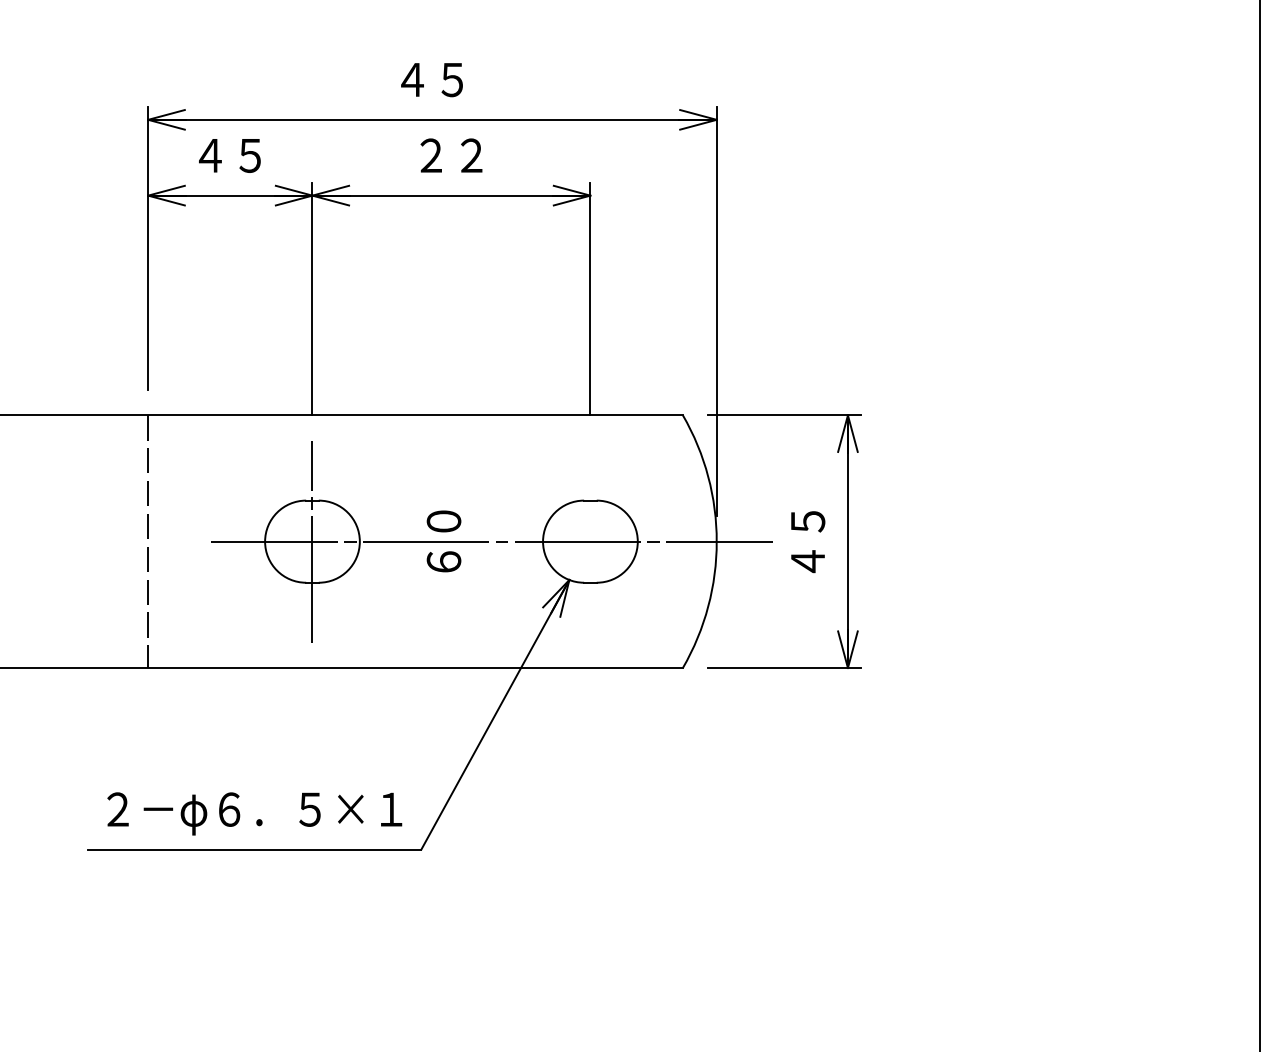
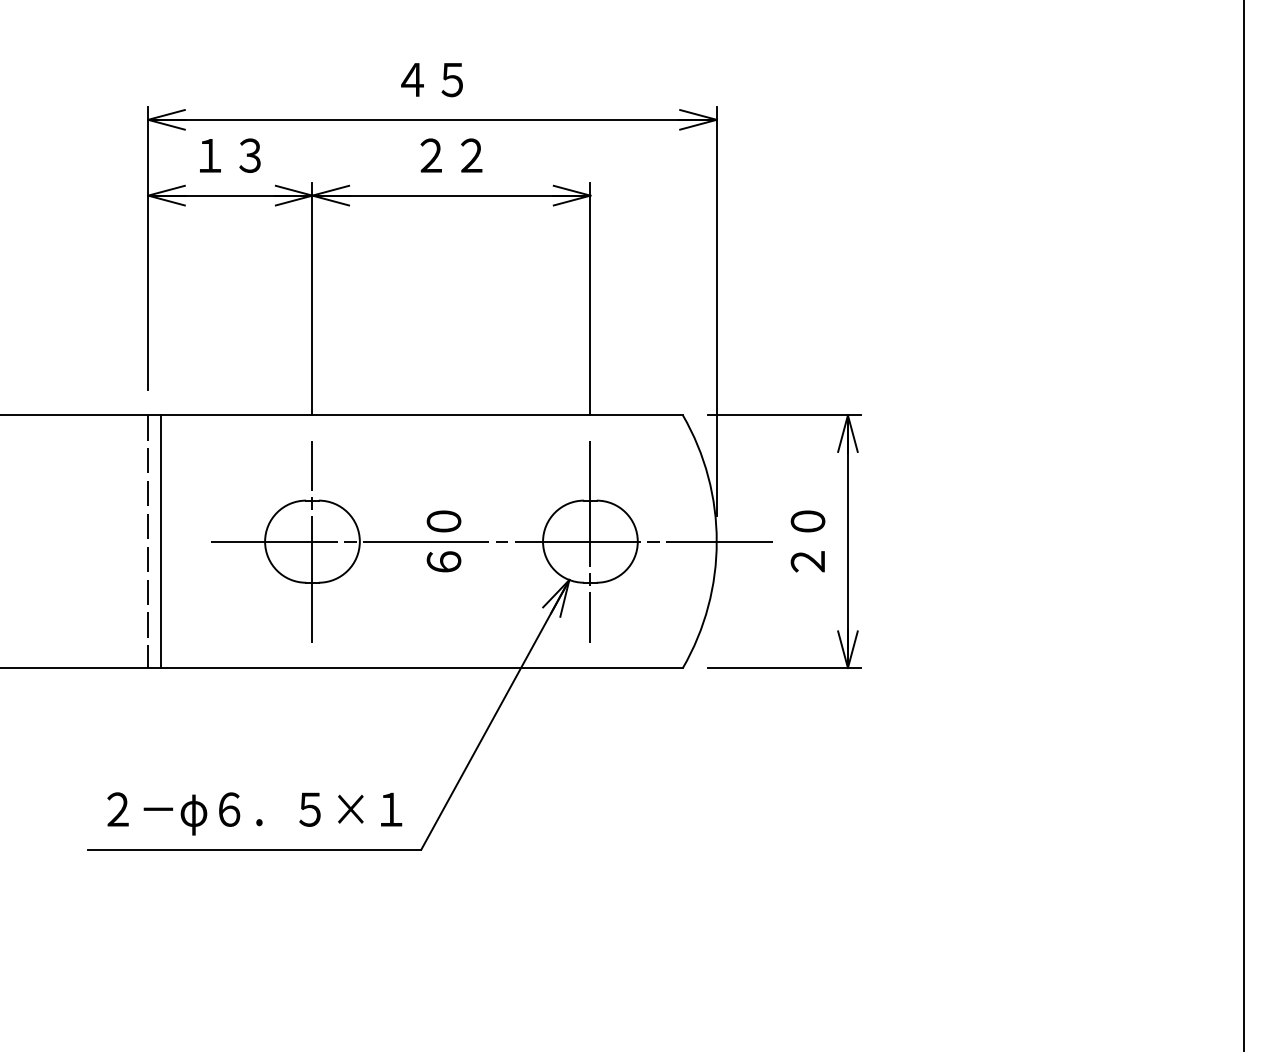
text: ４５ -> １３ (229, 155)
line position: (1259, 525) -> (1243, 525) (1243, 525)
line: none -> present (160, 541)
line: none -> present (590, 541)
text: ４５ -> ２０ (807, 541)
